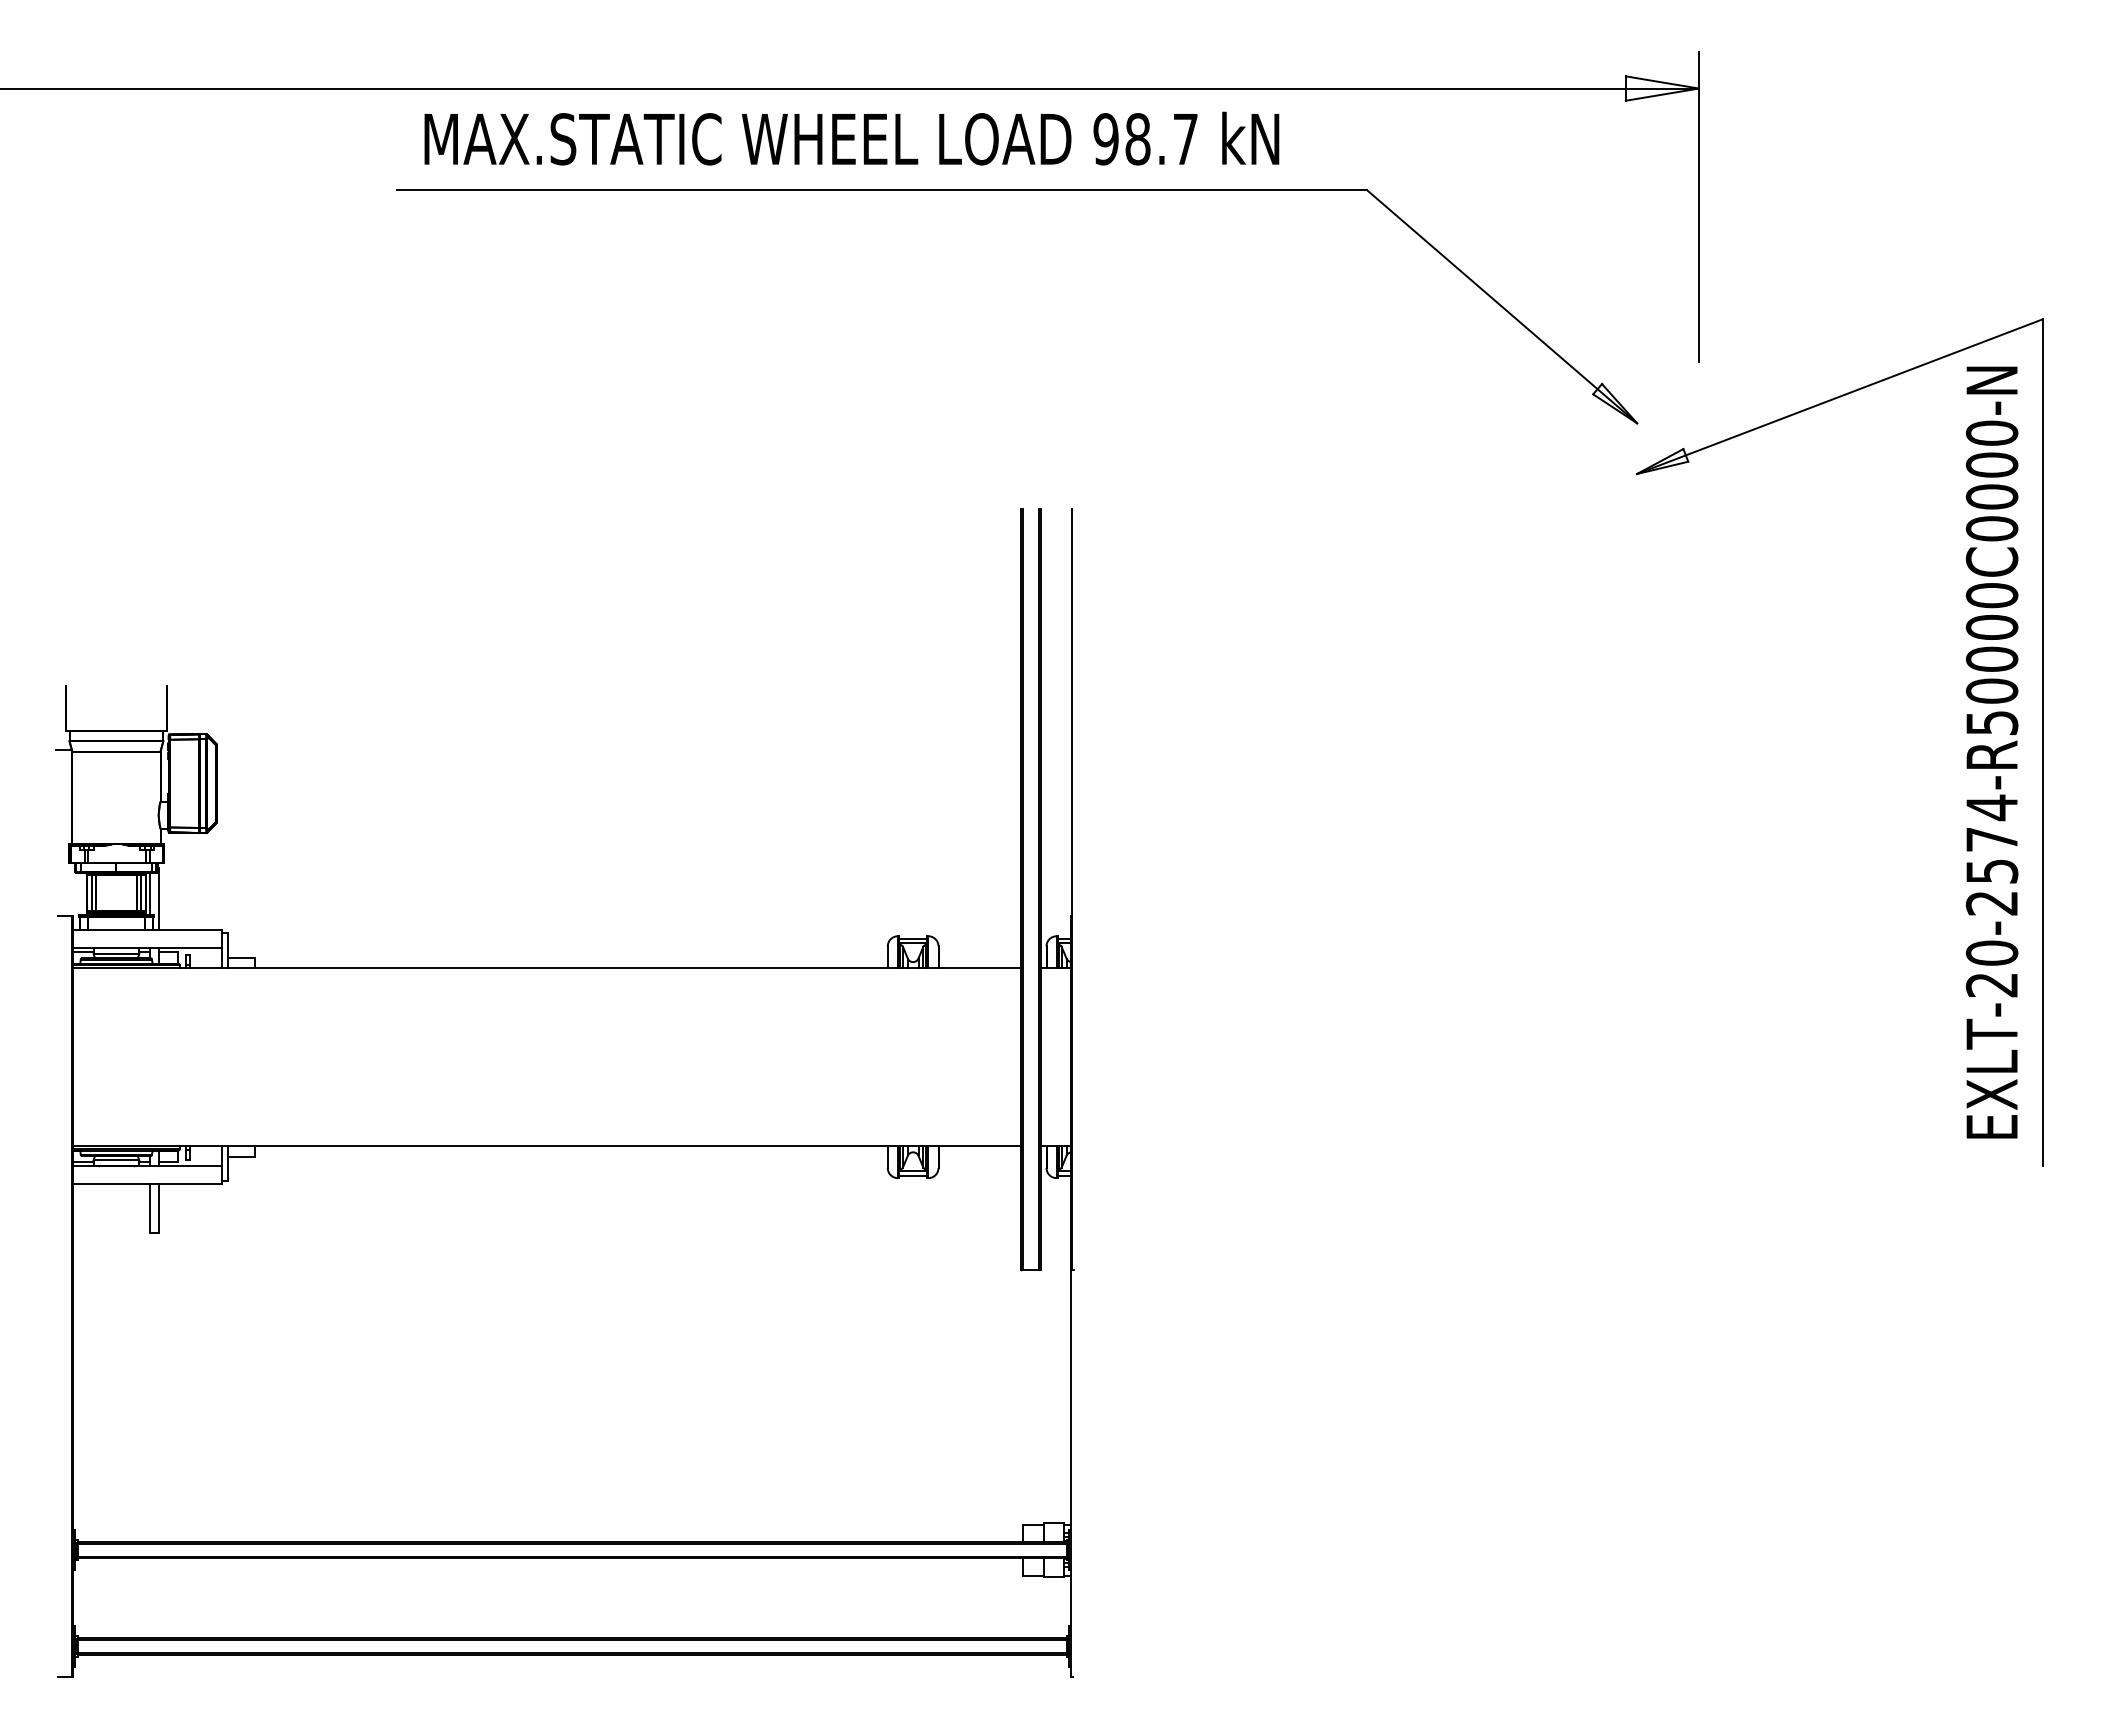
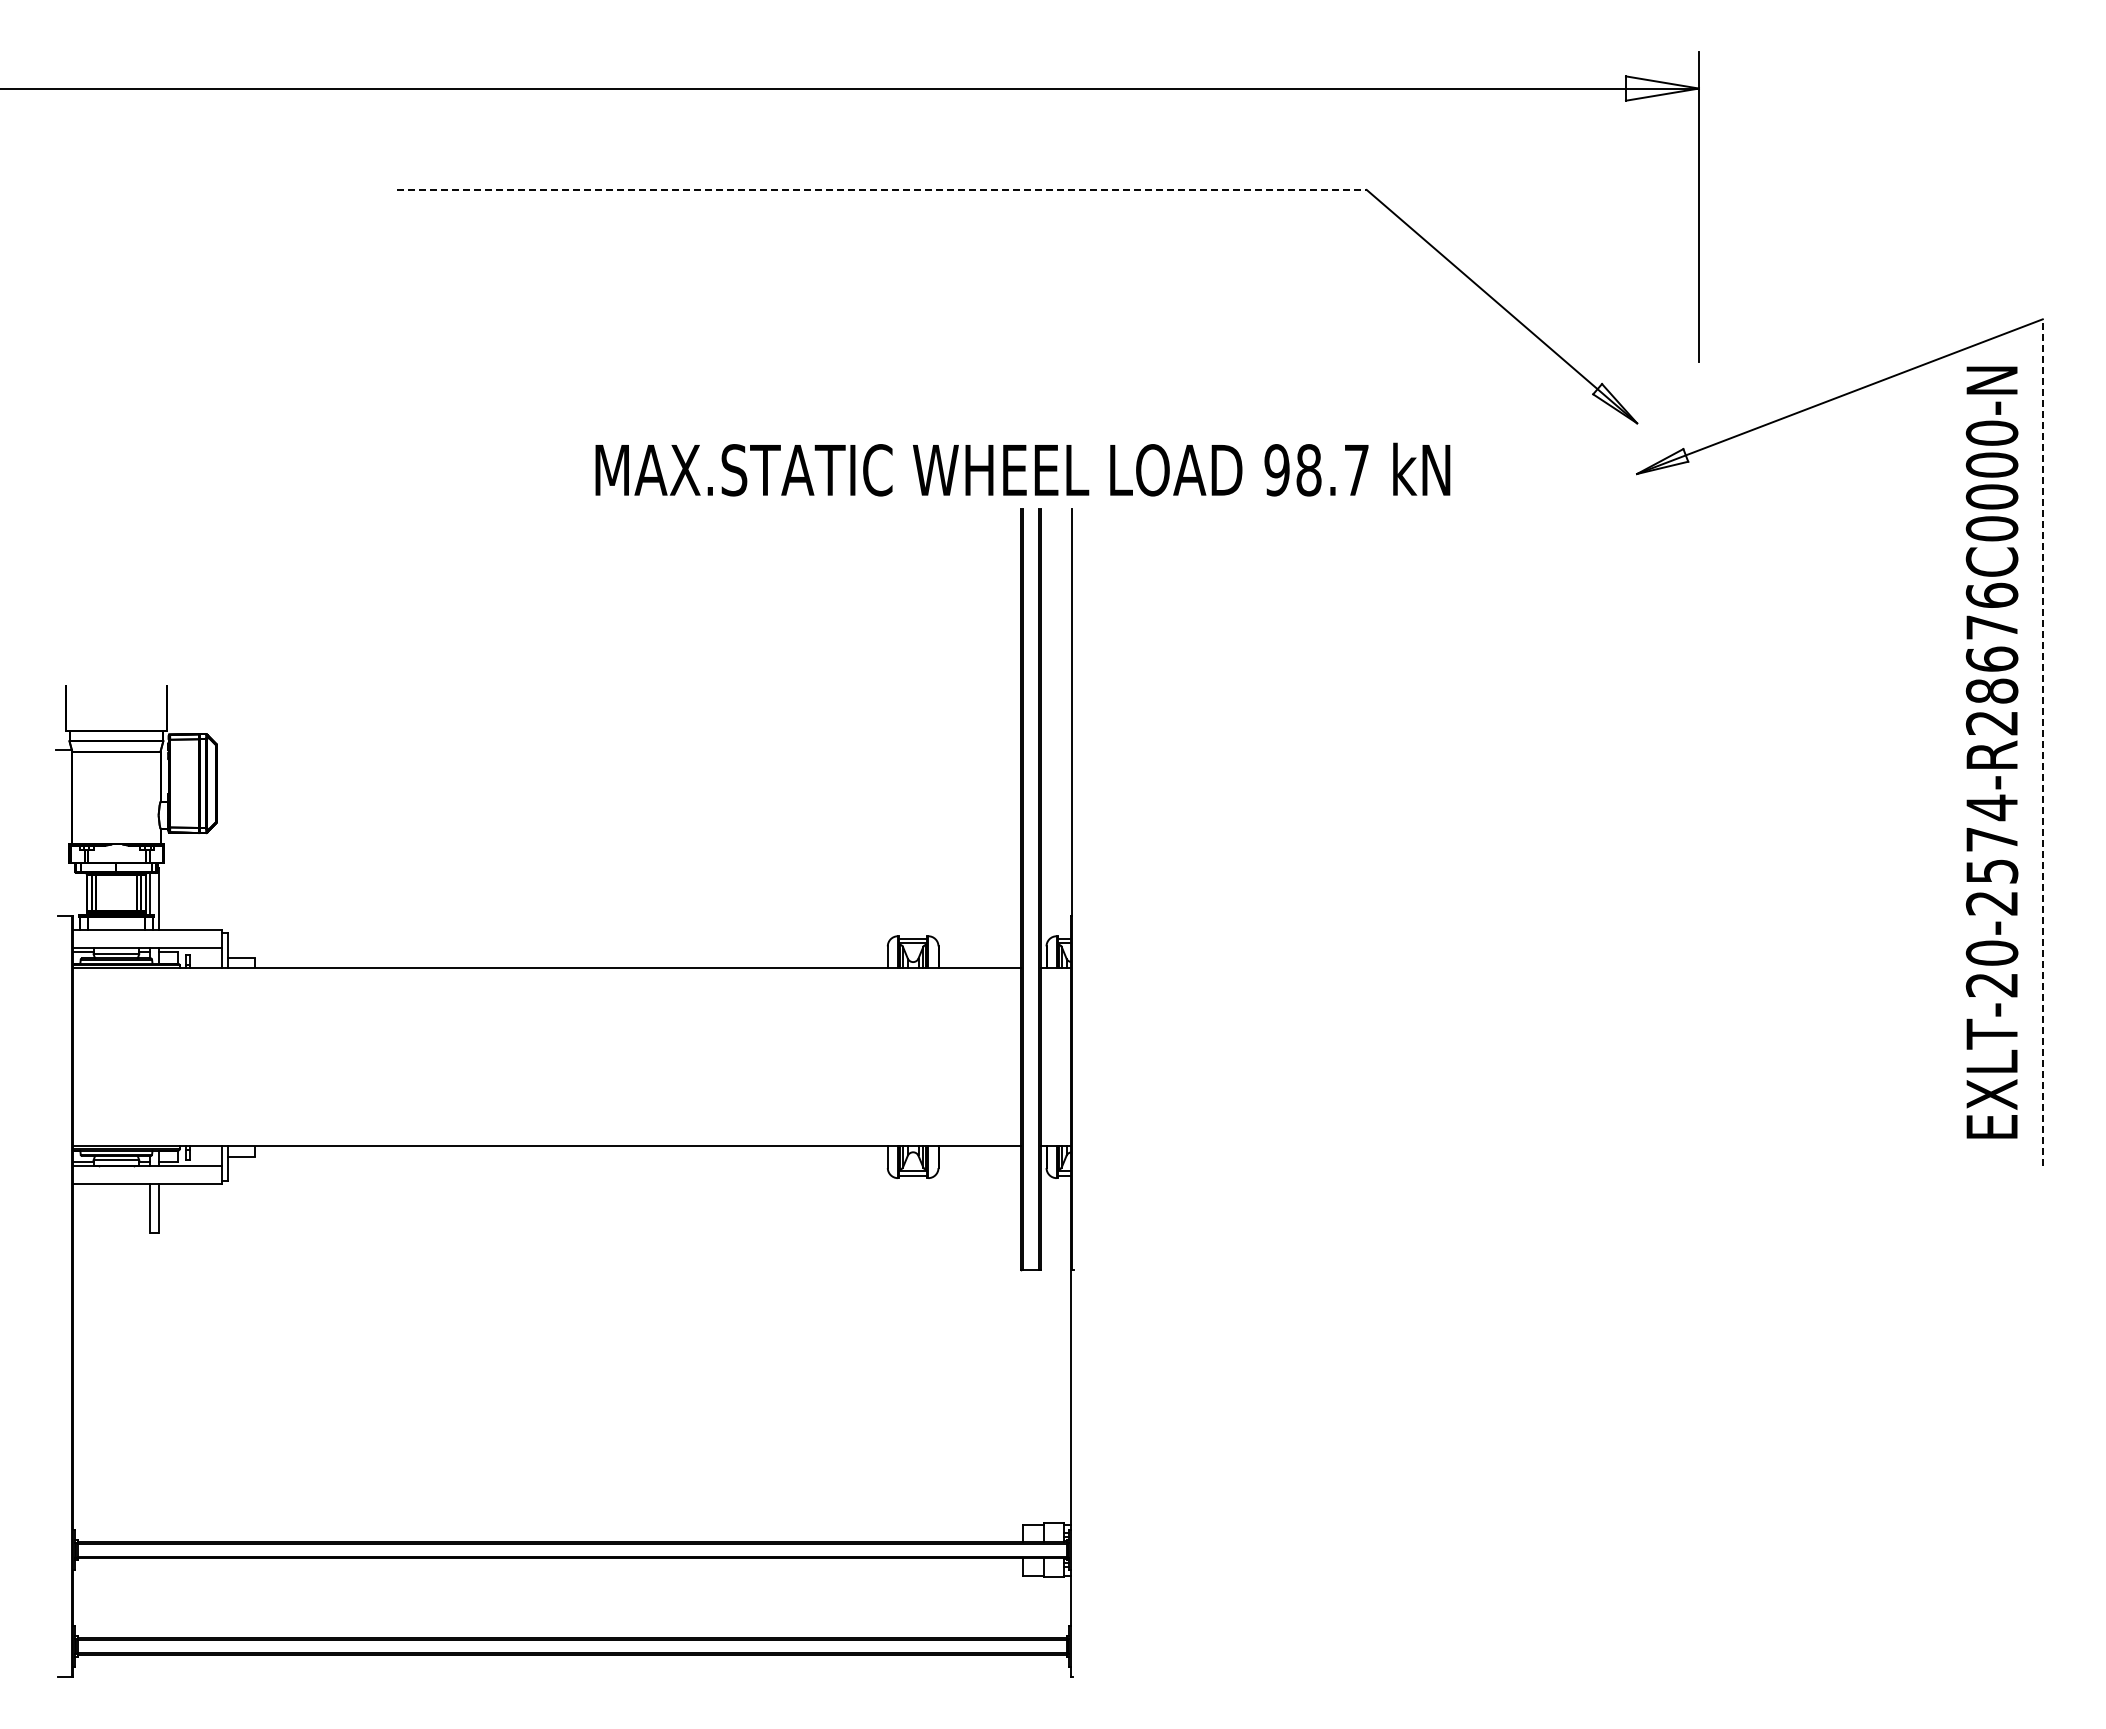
text position: (851, 138) -> (1022, 469) (1022, 469)
line: solid -> dashed (881, 189)
text: EXLT-20-2574-R50000C0000-N -> EXLT-20-2574-R28676C0000-N (1991, 658)
line: solid -> dashed (2042, 742)
